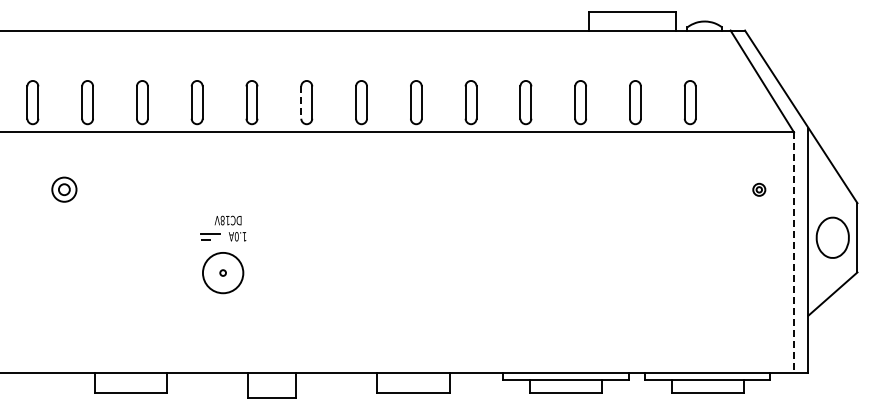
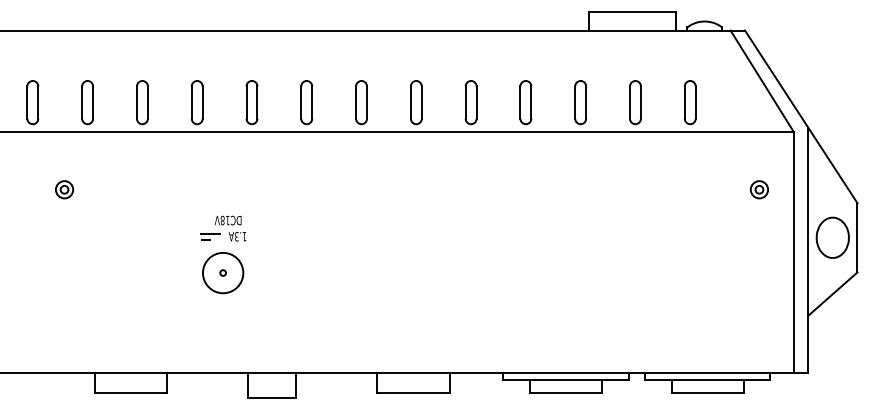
line: dashed -> solid (301, 103)
part size: 27x27 px -> 20x20 px (64, 189)
part size: 15x15 px -> 20x20 px (758, 189)
text: 1.0A -> 1.3A (236, 236)
line: dashed -> solid (794, 253)
